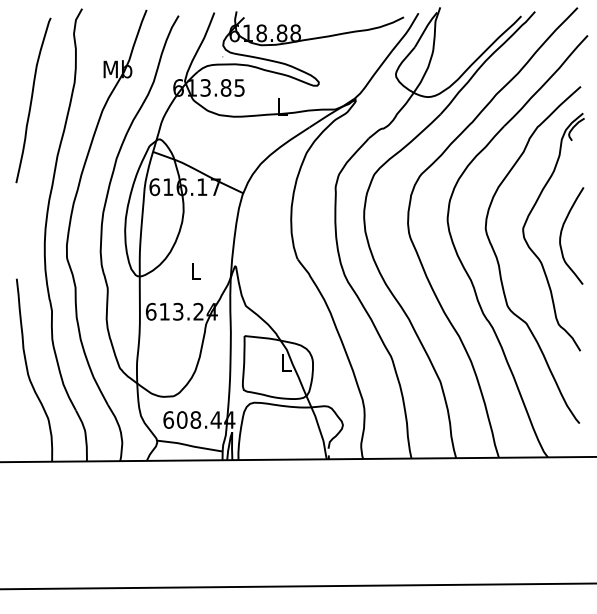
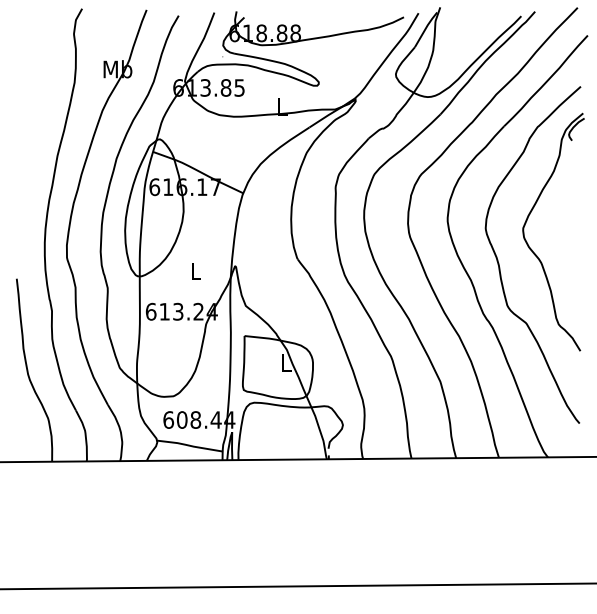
curve: present -> none (32, 100)
curve: present -> none (562, 231)
